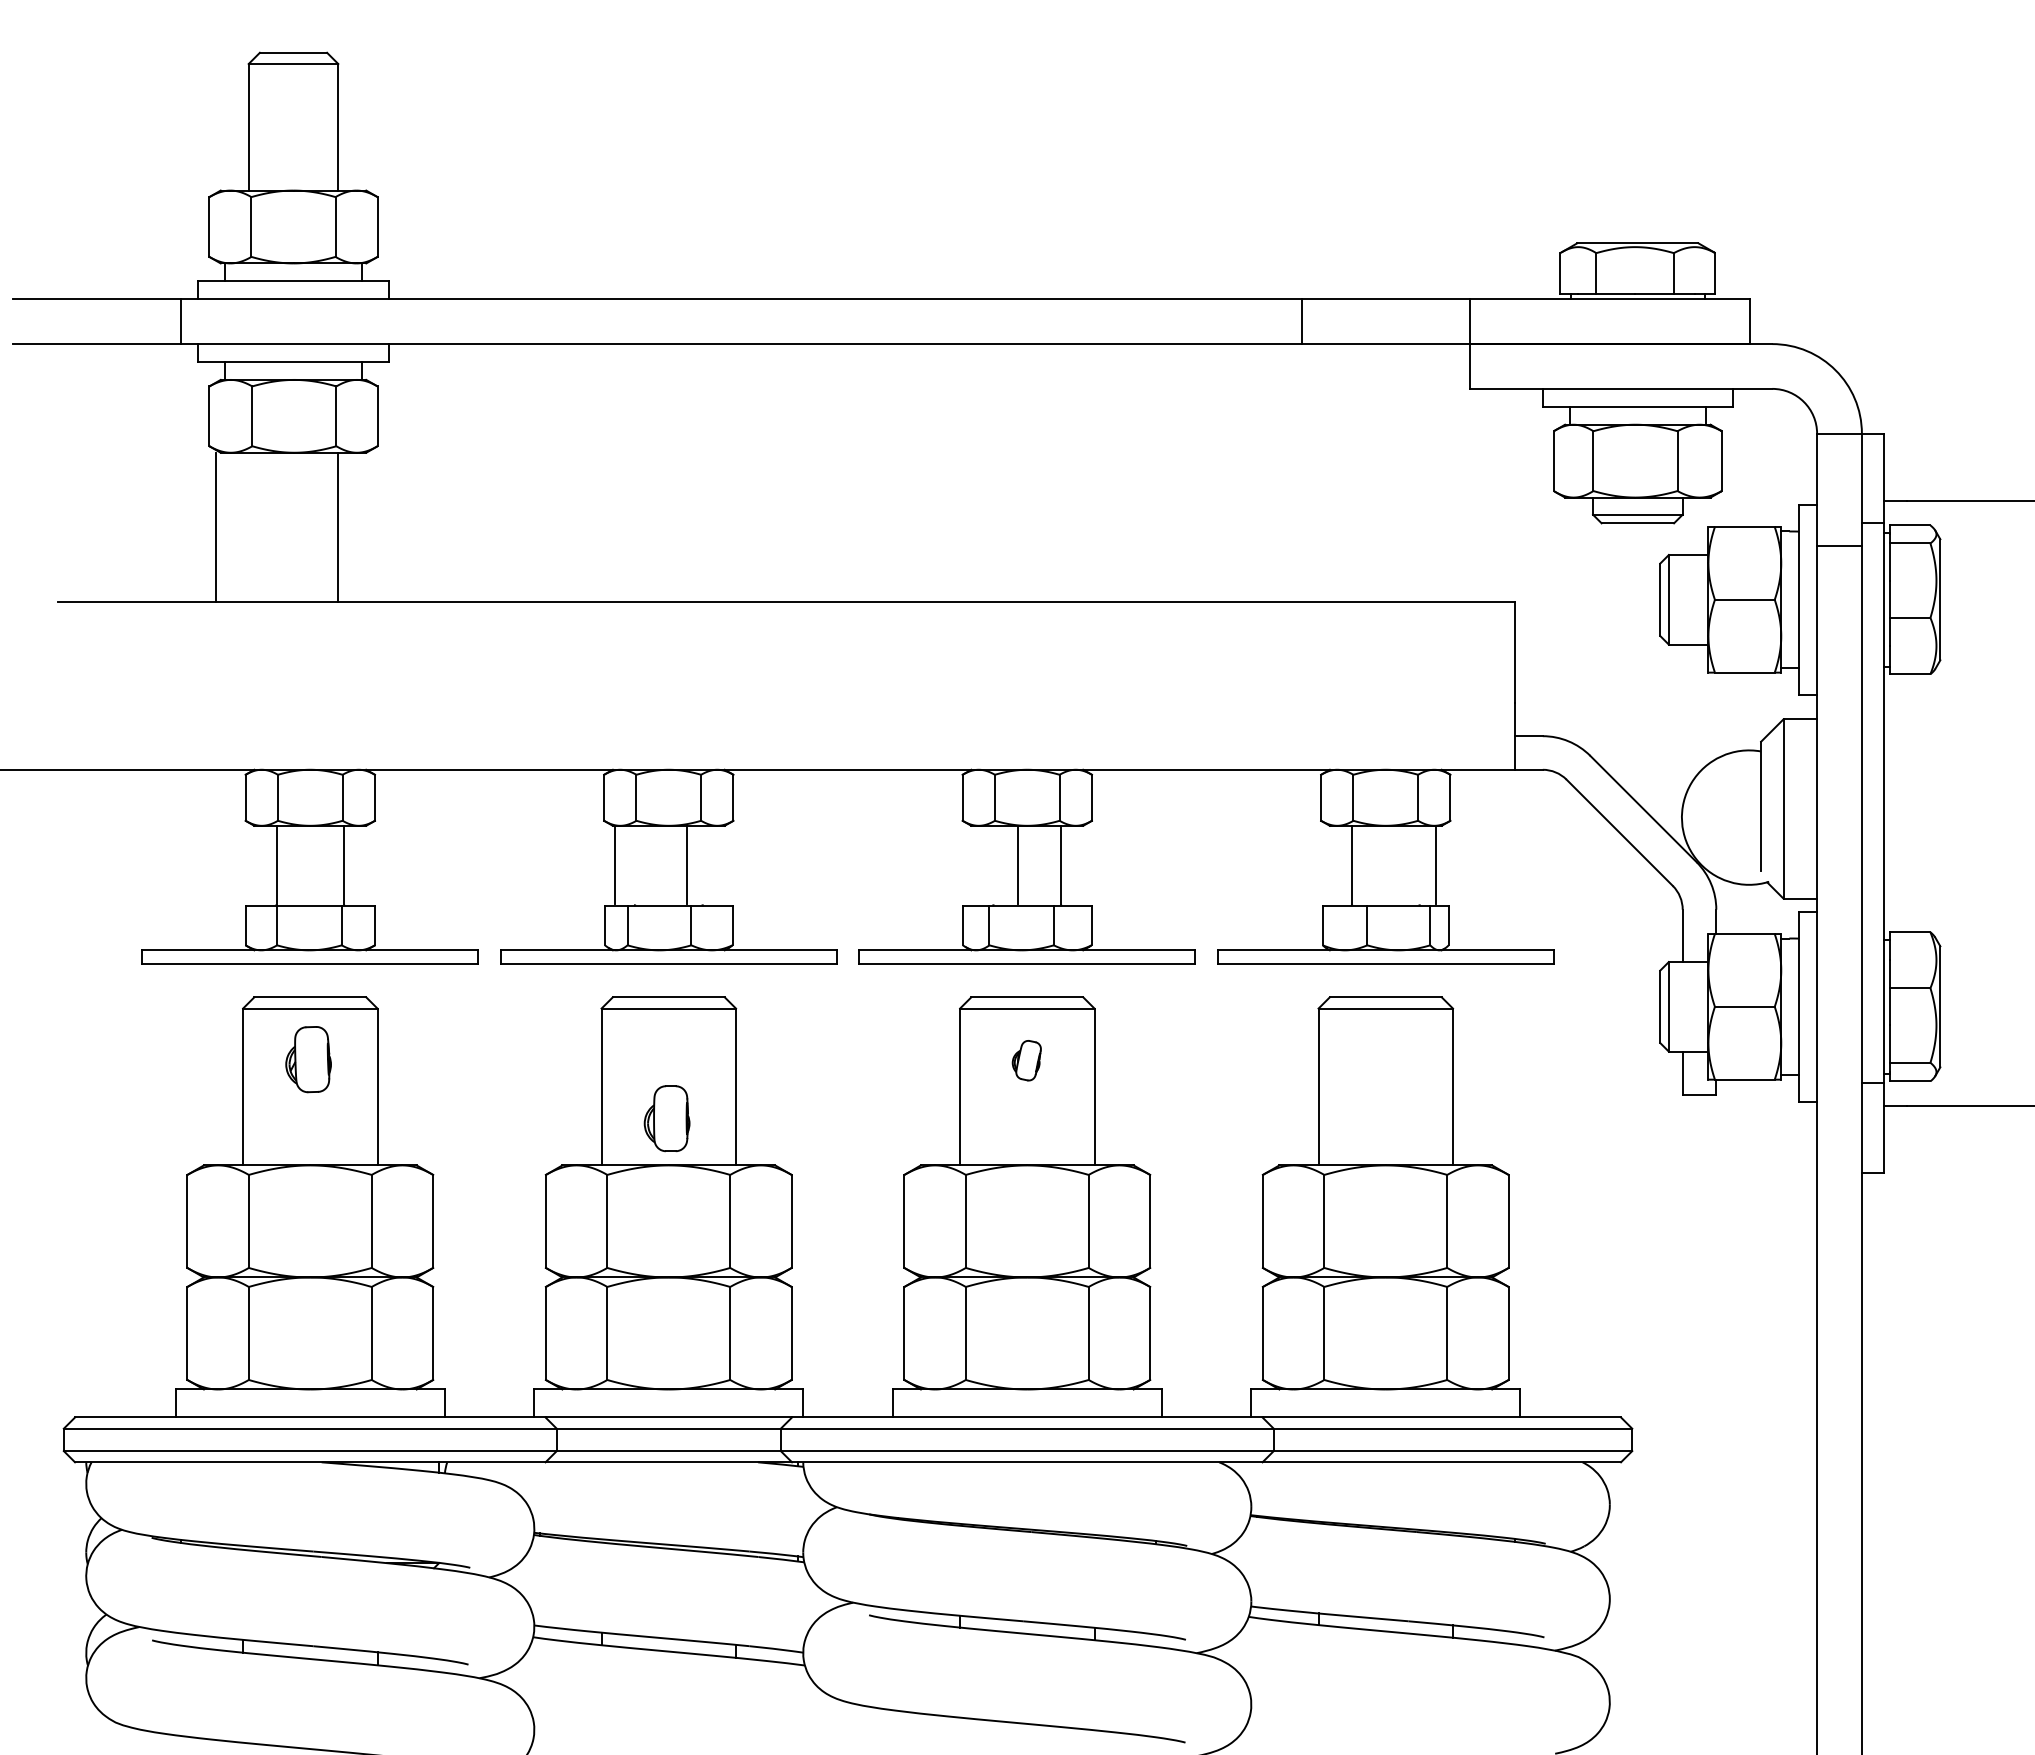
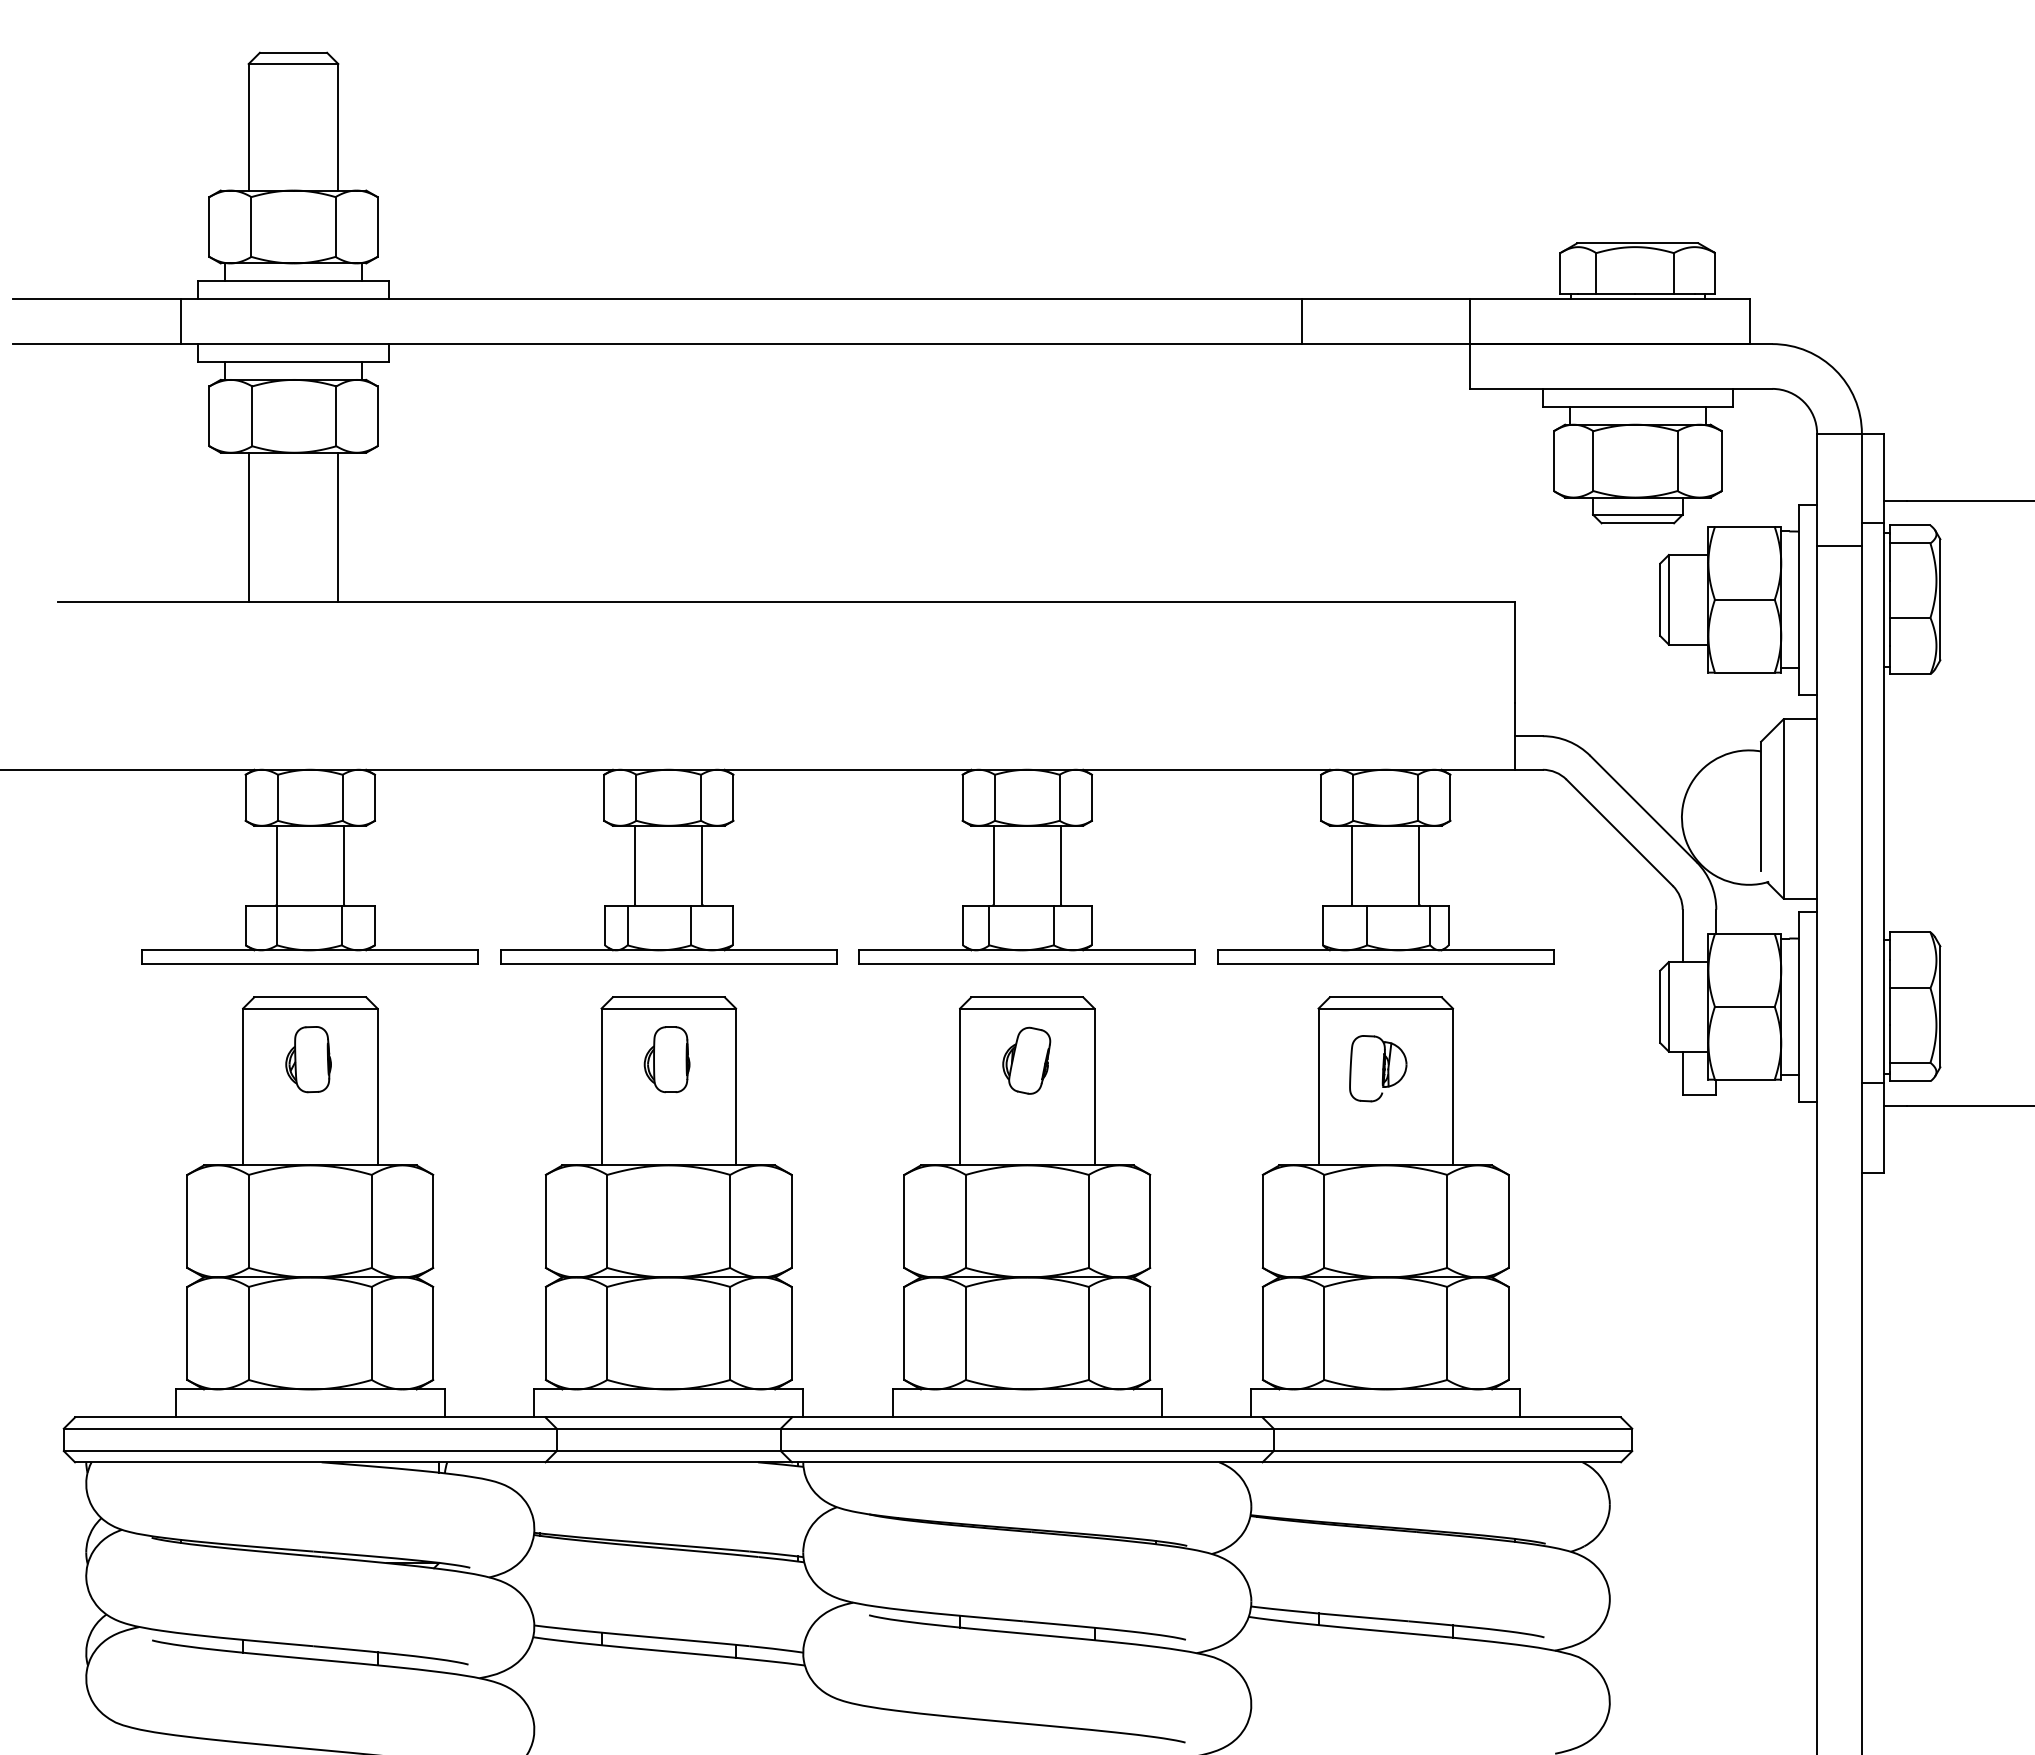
line position: (215, 526) -> (248, 526) (248, 526)
line position: (615, 864) -> (635, 864) (635, 864)
line position: (687, 864) -> (702, 864) (702, 864)
line position: (1017, 864) -> (993, 864) (993, 864)
line position: (1436, 864) -> (1419, 864) (1419, 864)
part size: 31x42 px -> 50x69 px (1026, 1060)
part: none -> present (1378, 1068)
part position: (666, 1118) -> (666, 1059) (666, 1059)
